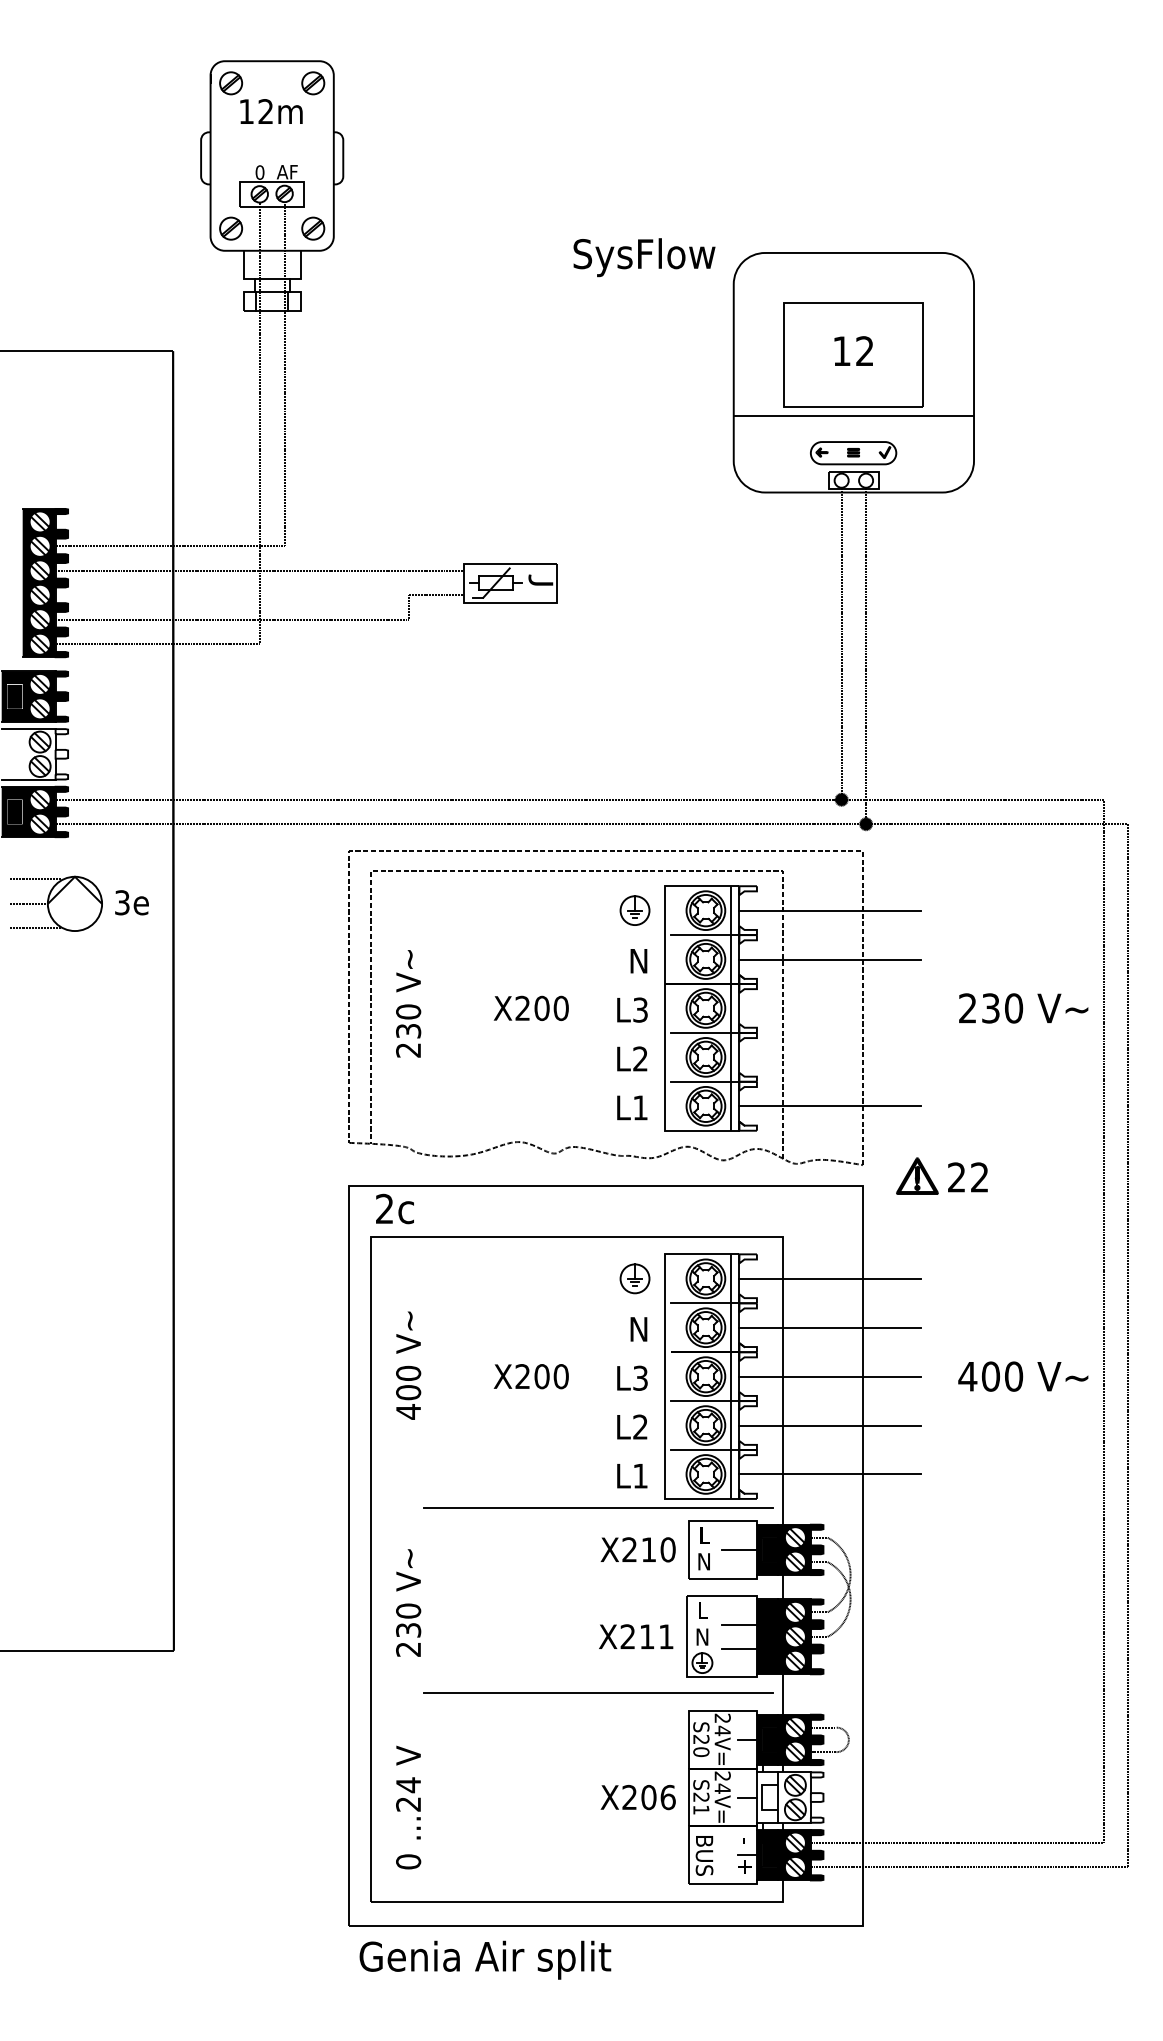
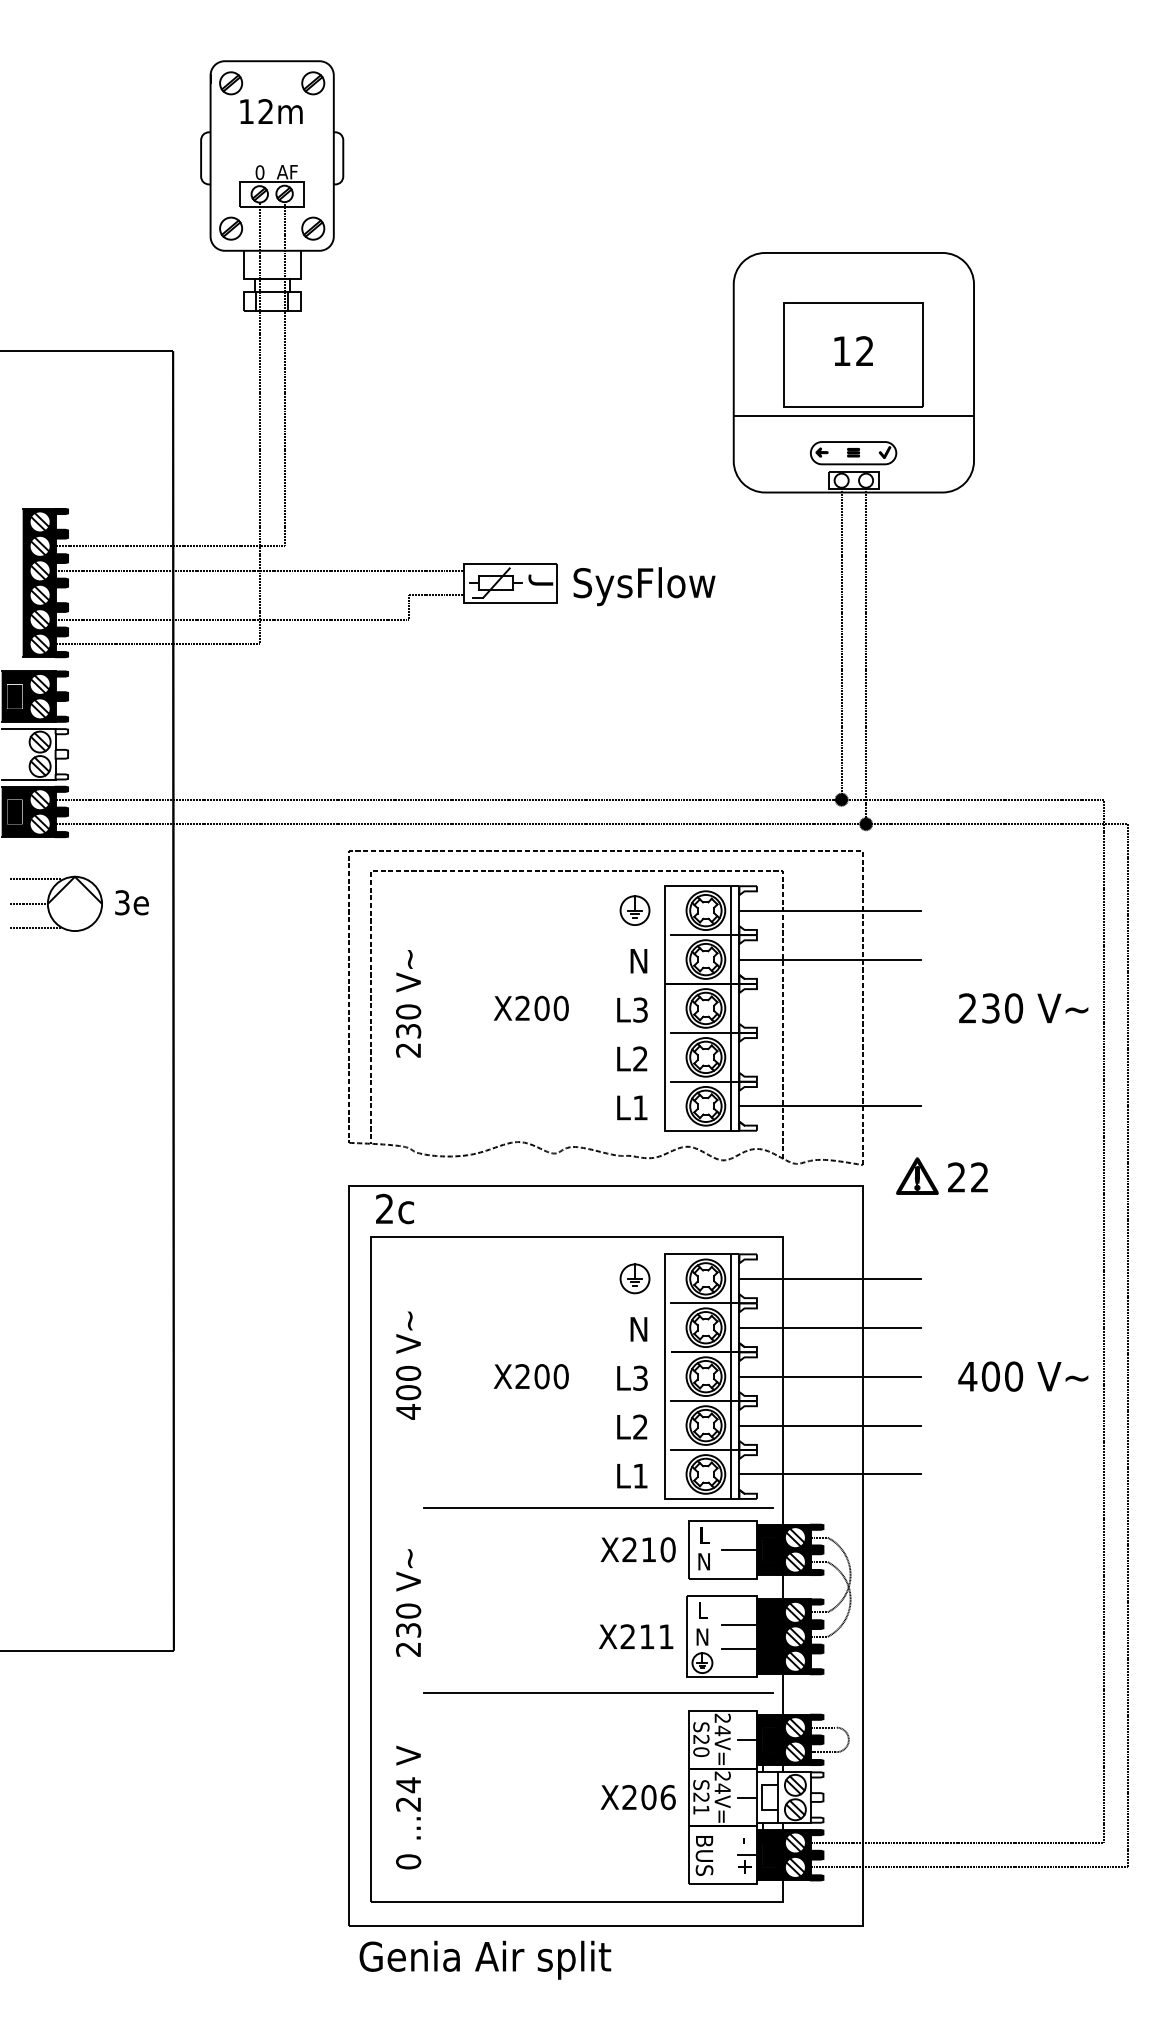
text position: (644, 257) -> (644, 586) (644, 586)
